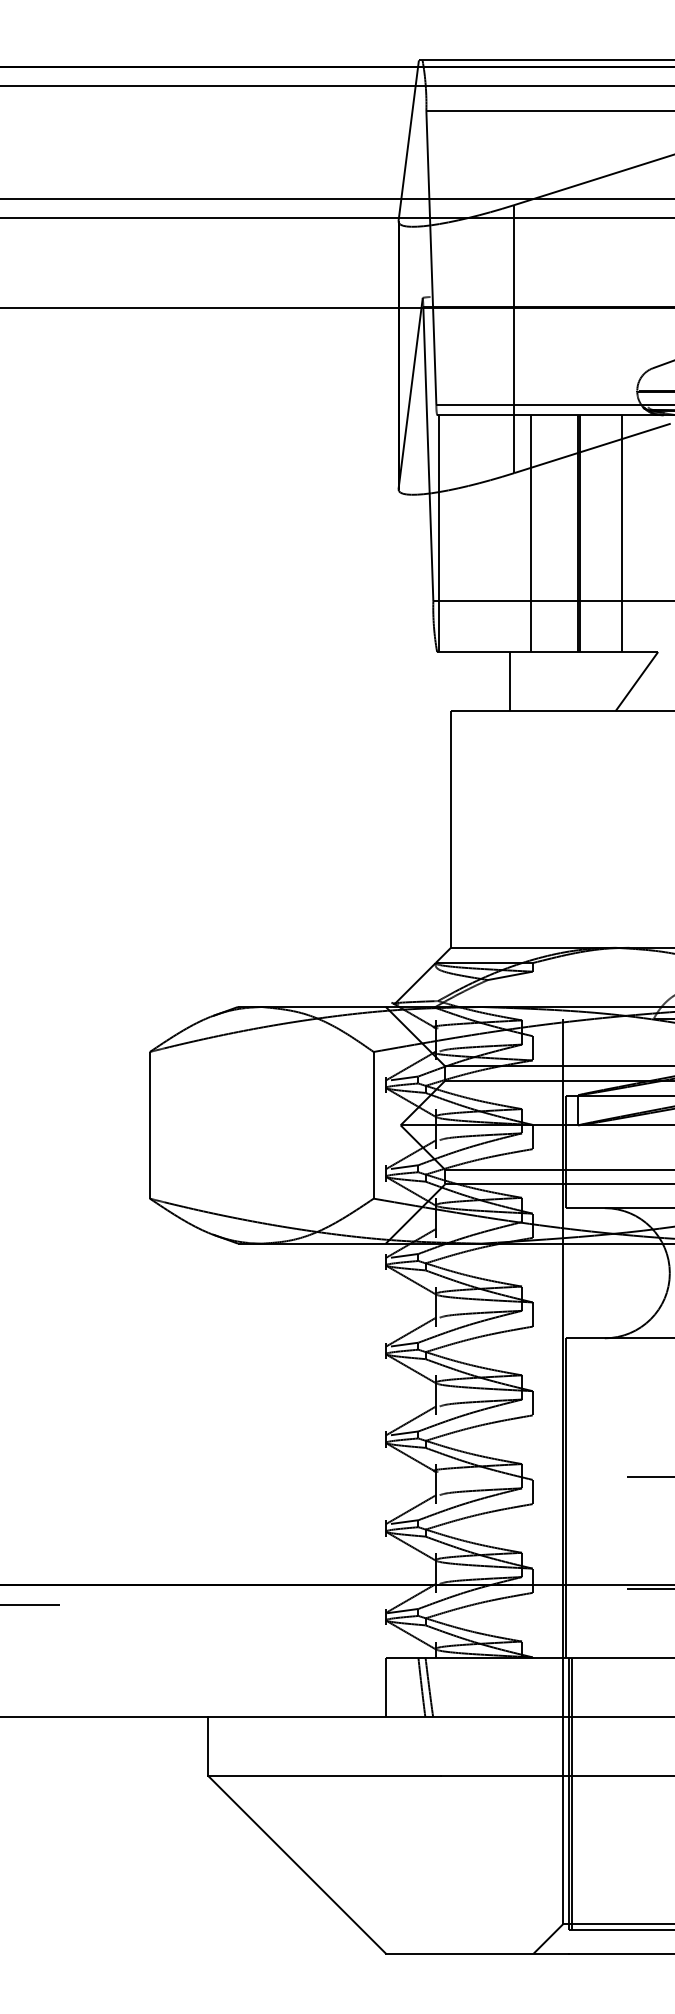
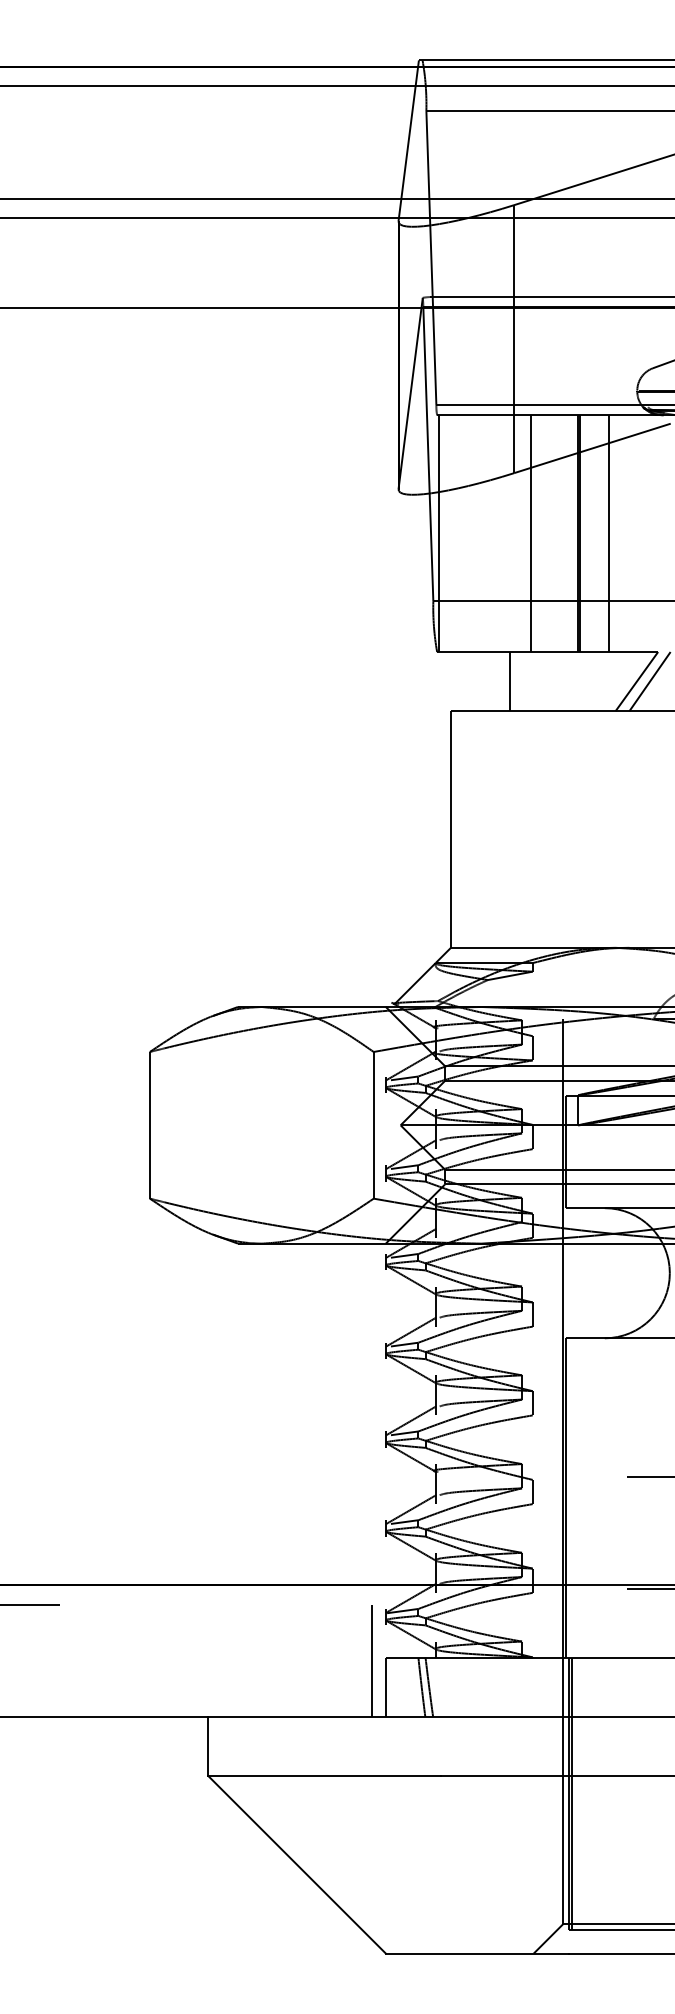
line: none -> present (550, 297)
line position: (621, 533) -> (608, 533) (608, 533)
line: none -> present (649, 681)
line: none -> present (371, 1660)
